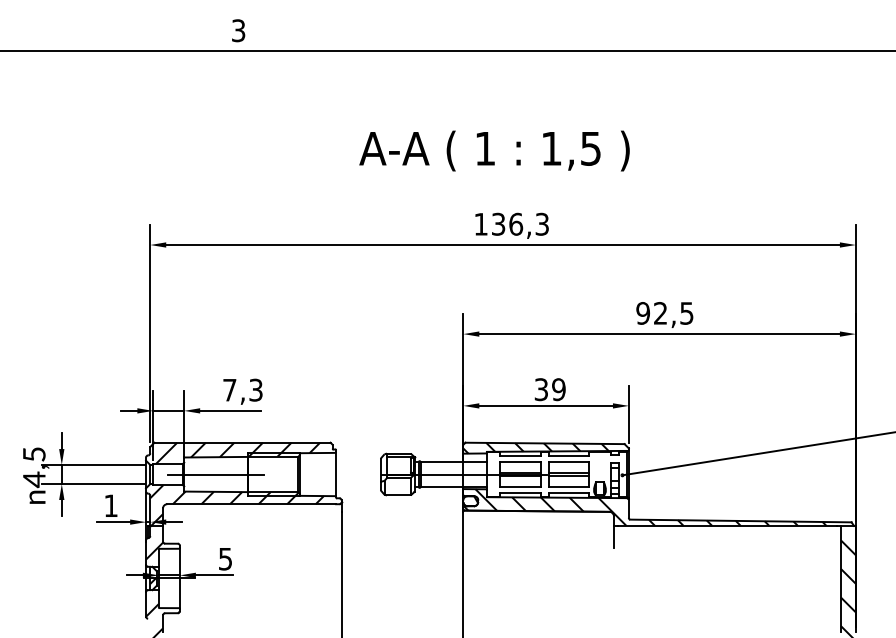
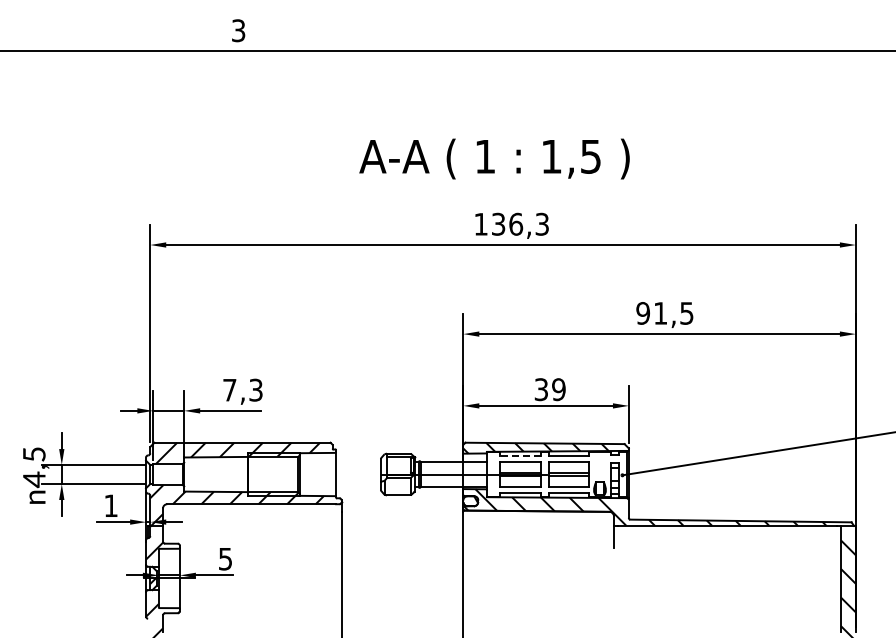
text position: (494, 150) -> (494, 158) (494, 158)
text: 92,5 -> 91,5 (660, 313)
line: solid -> dashed (519, 456)
line: present -> none (216, 474)
